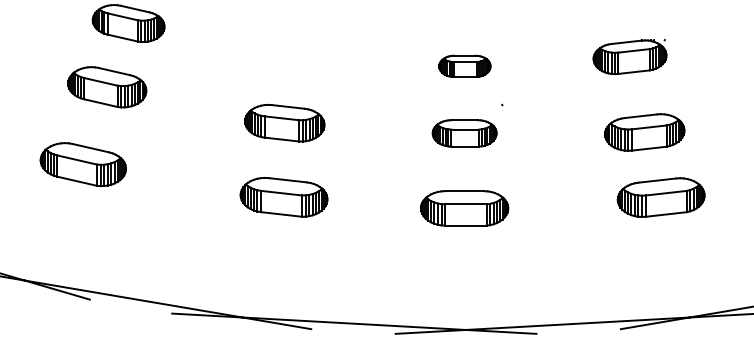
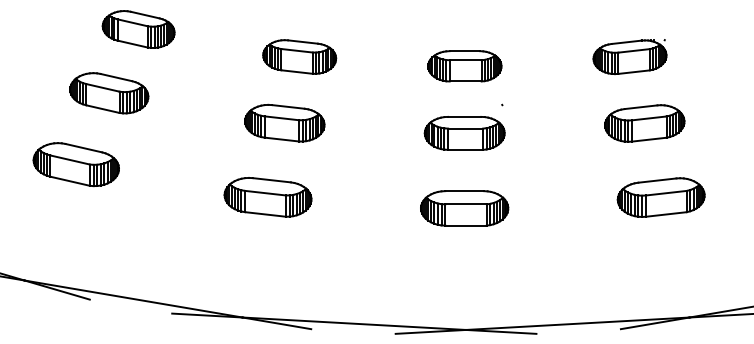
part position: (128, 23) -> (138, 29) (138, 29)
part: none -> present (299, 56)
part size: 54x24 px -> 76x33 px (464, 66)
part position: (107, 87) -> (109, 93) (109, 93)
part position: (644, 132) -> (644, 123) (644, 123)
part size: 67x29 px -> 83x35 px (464, 133)
part position: (82, 164) -> (75, 164) (75, 164)
part position: (283, 197) -> (267, 197) (267, 197)
